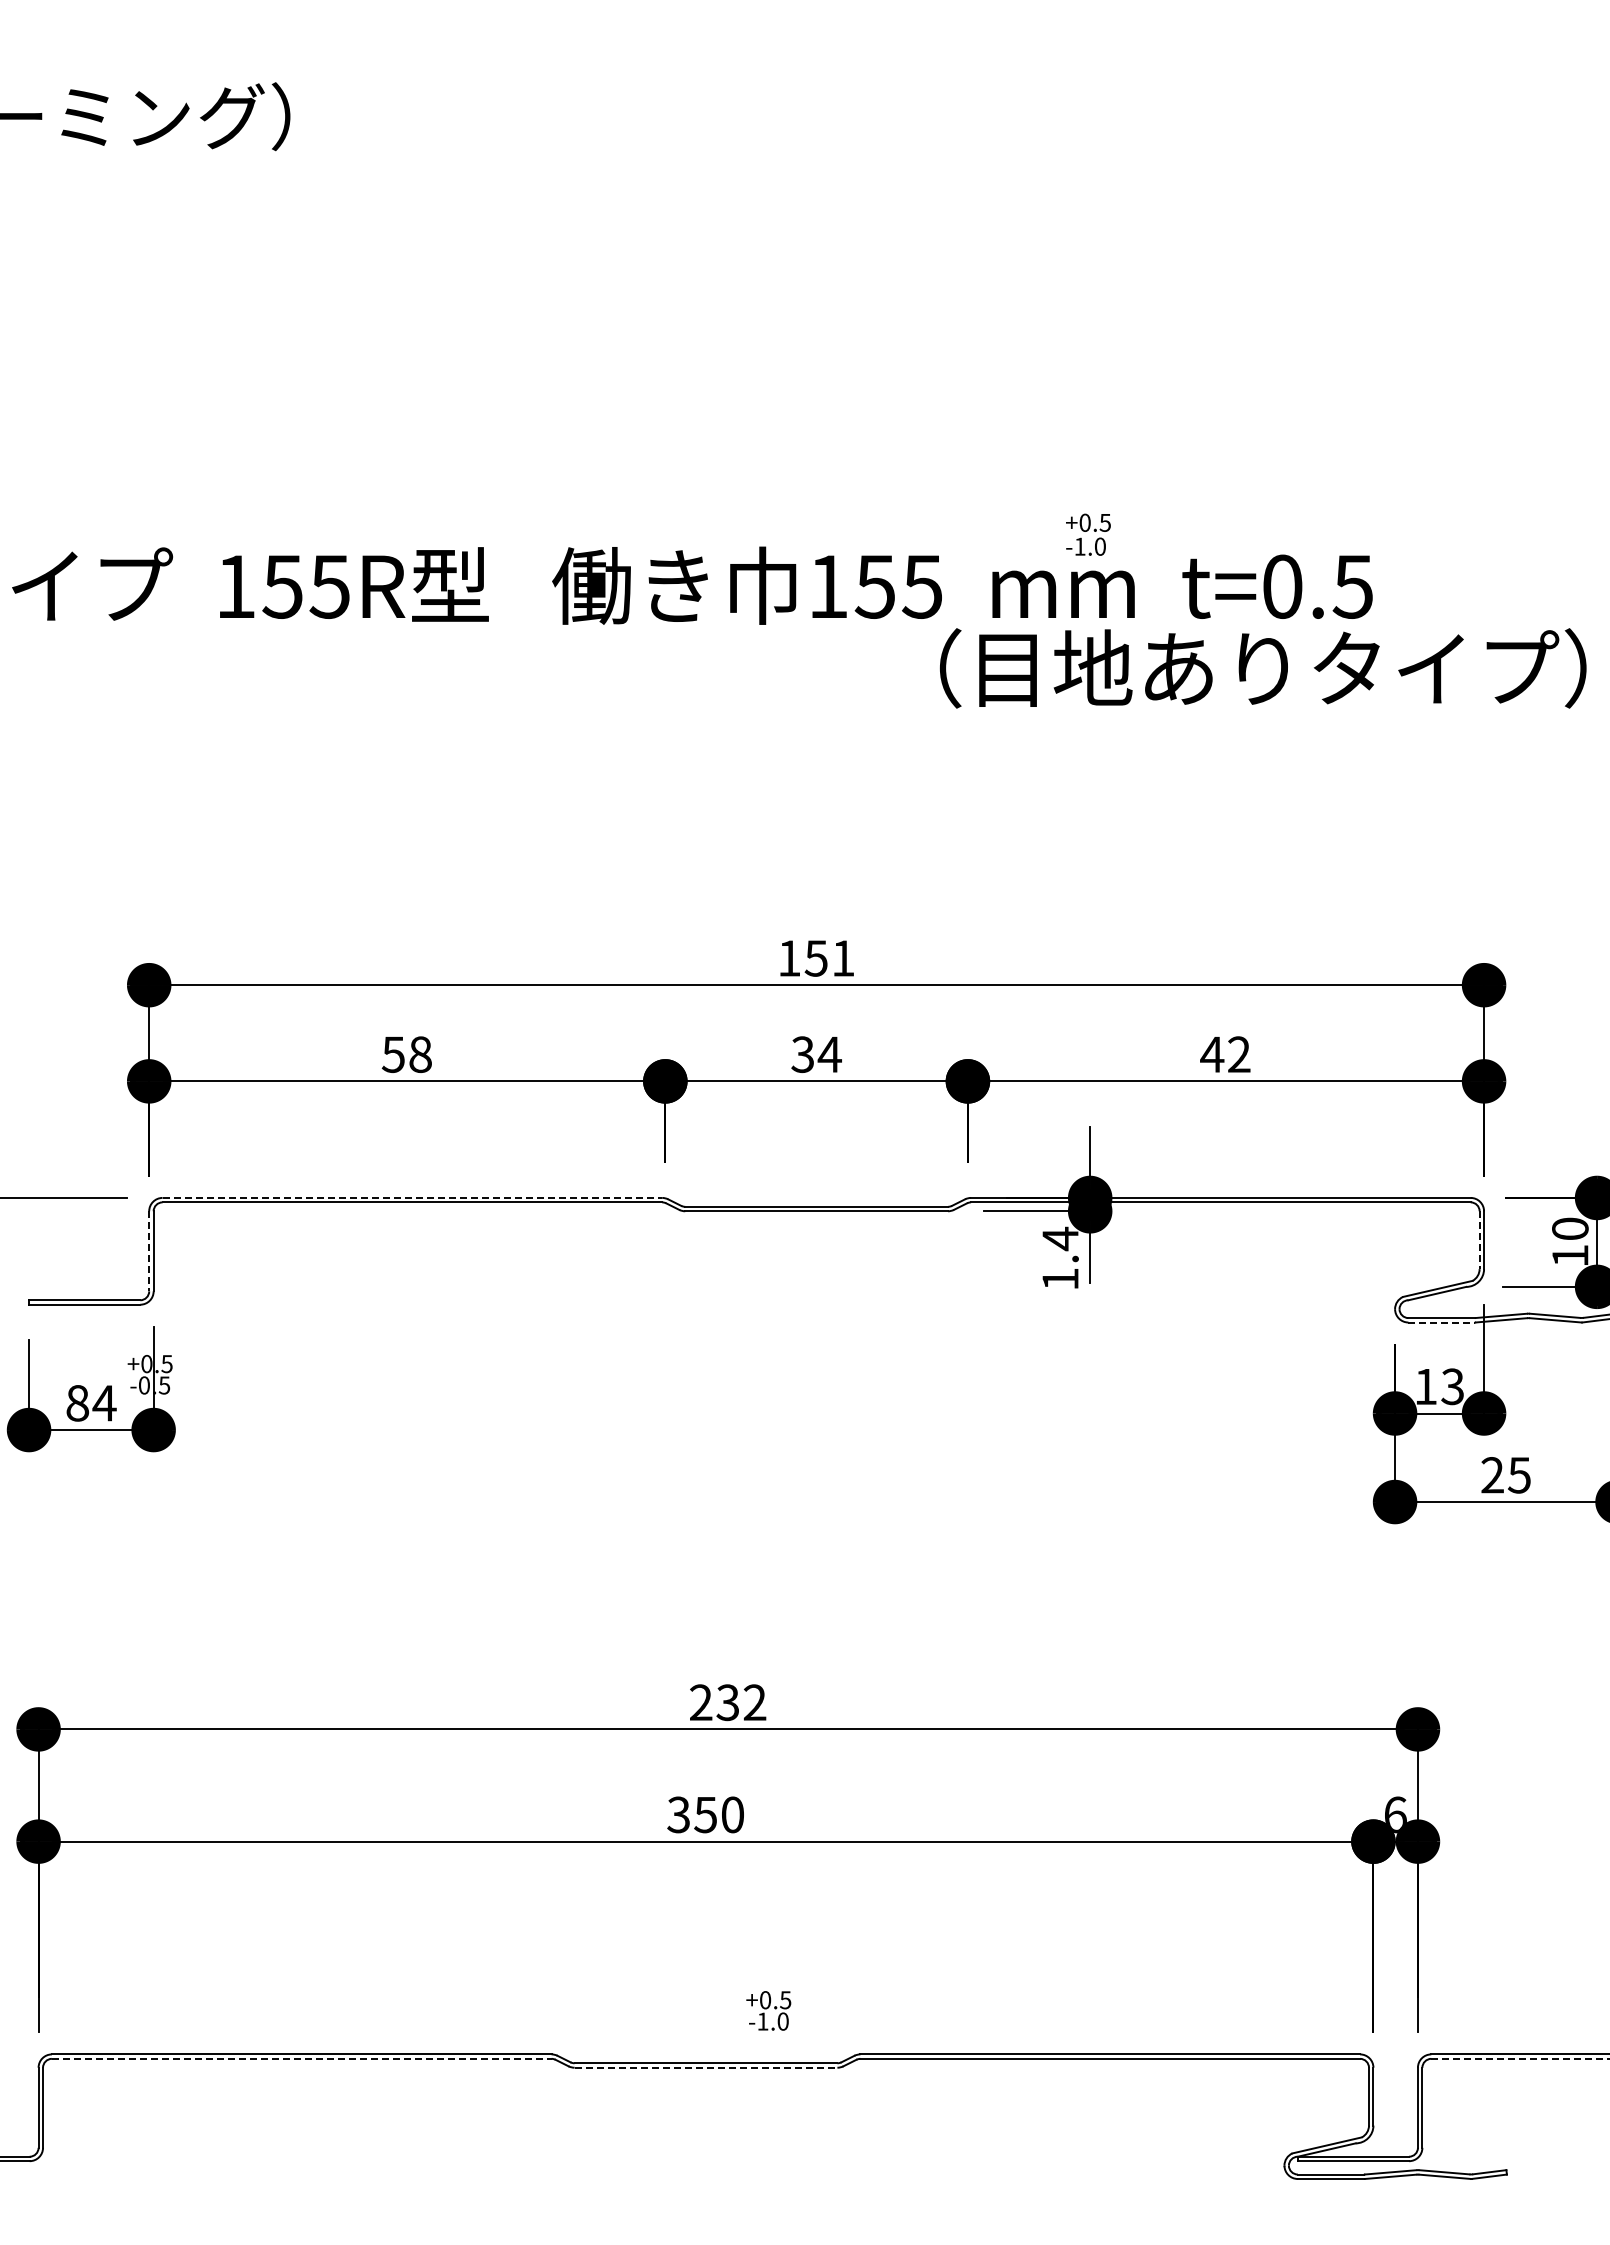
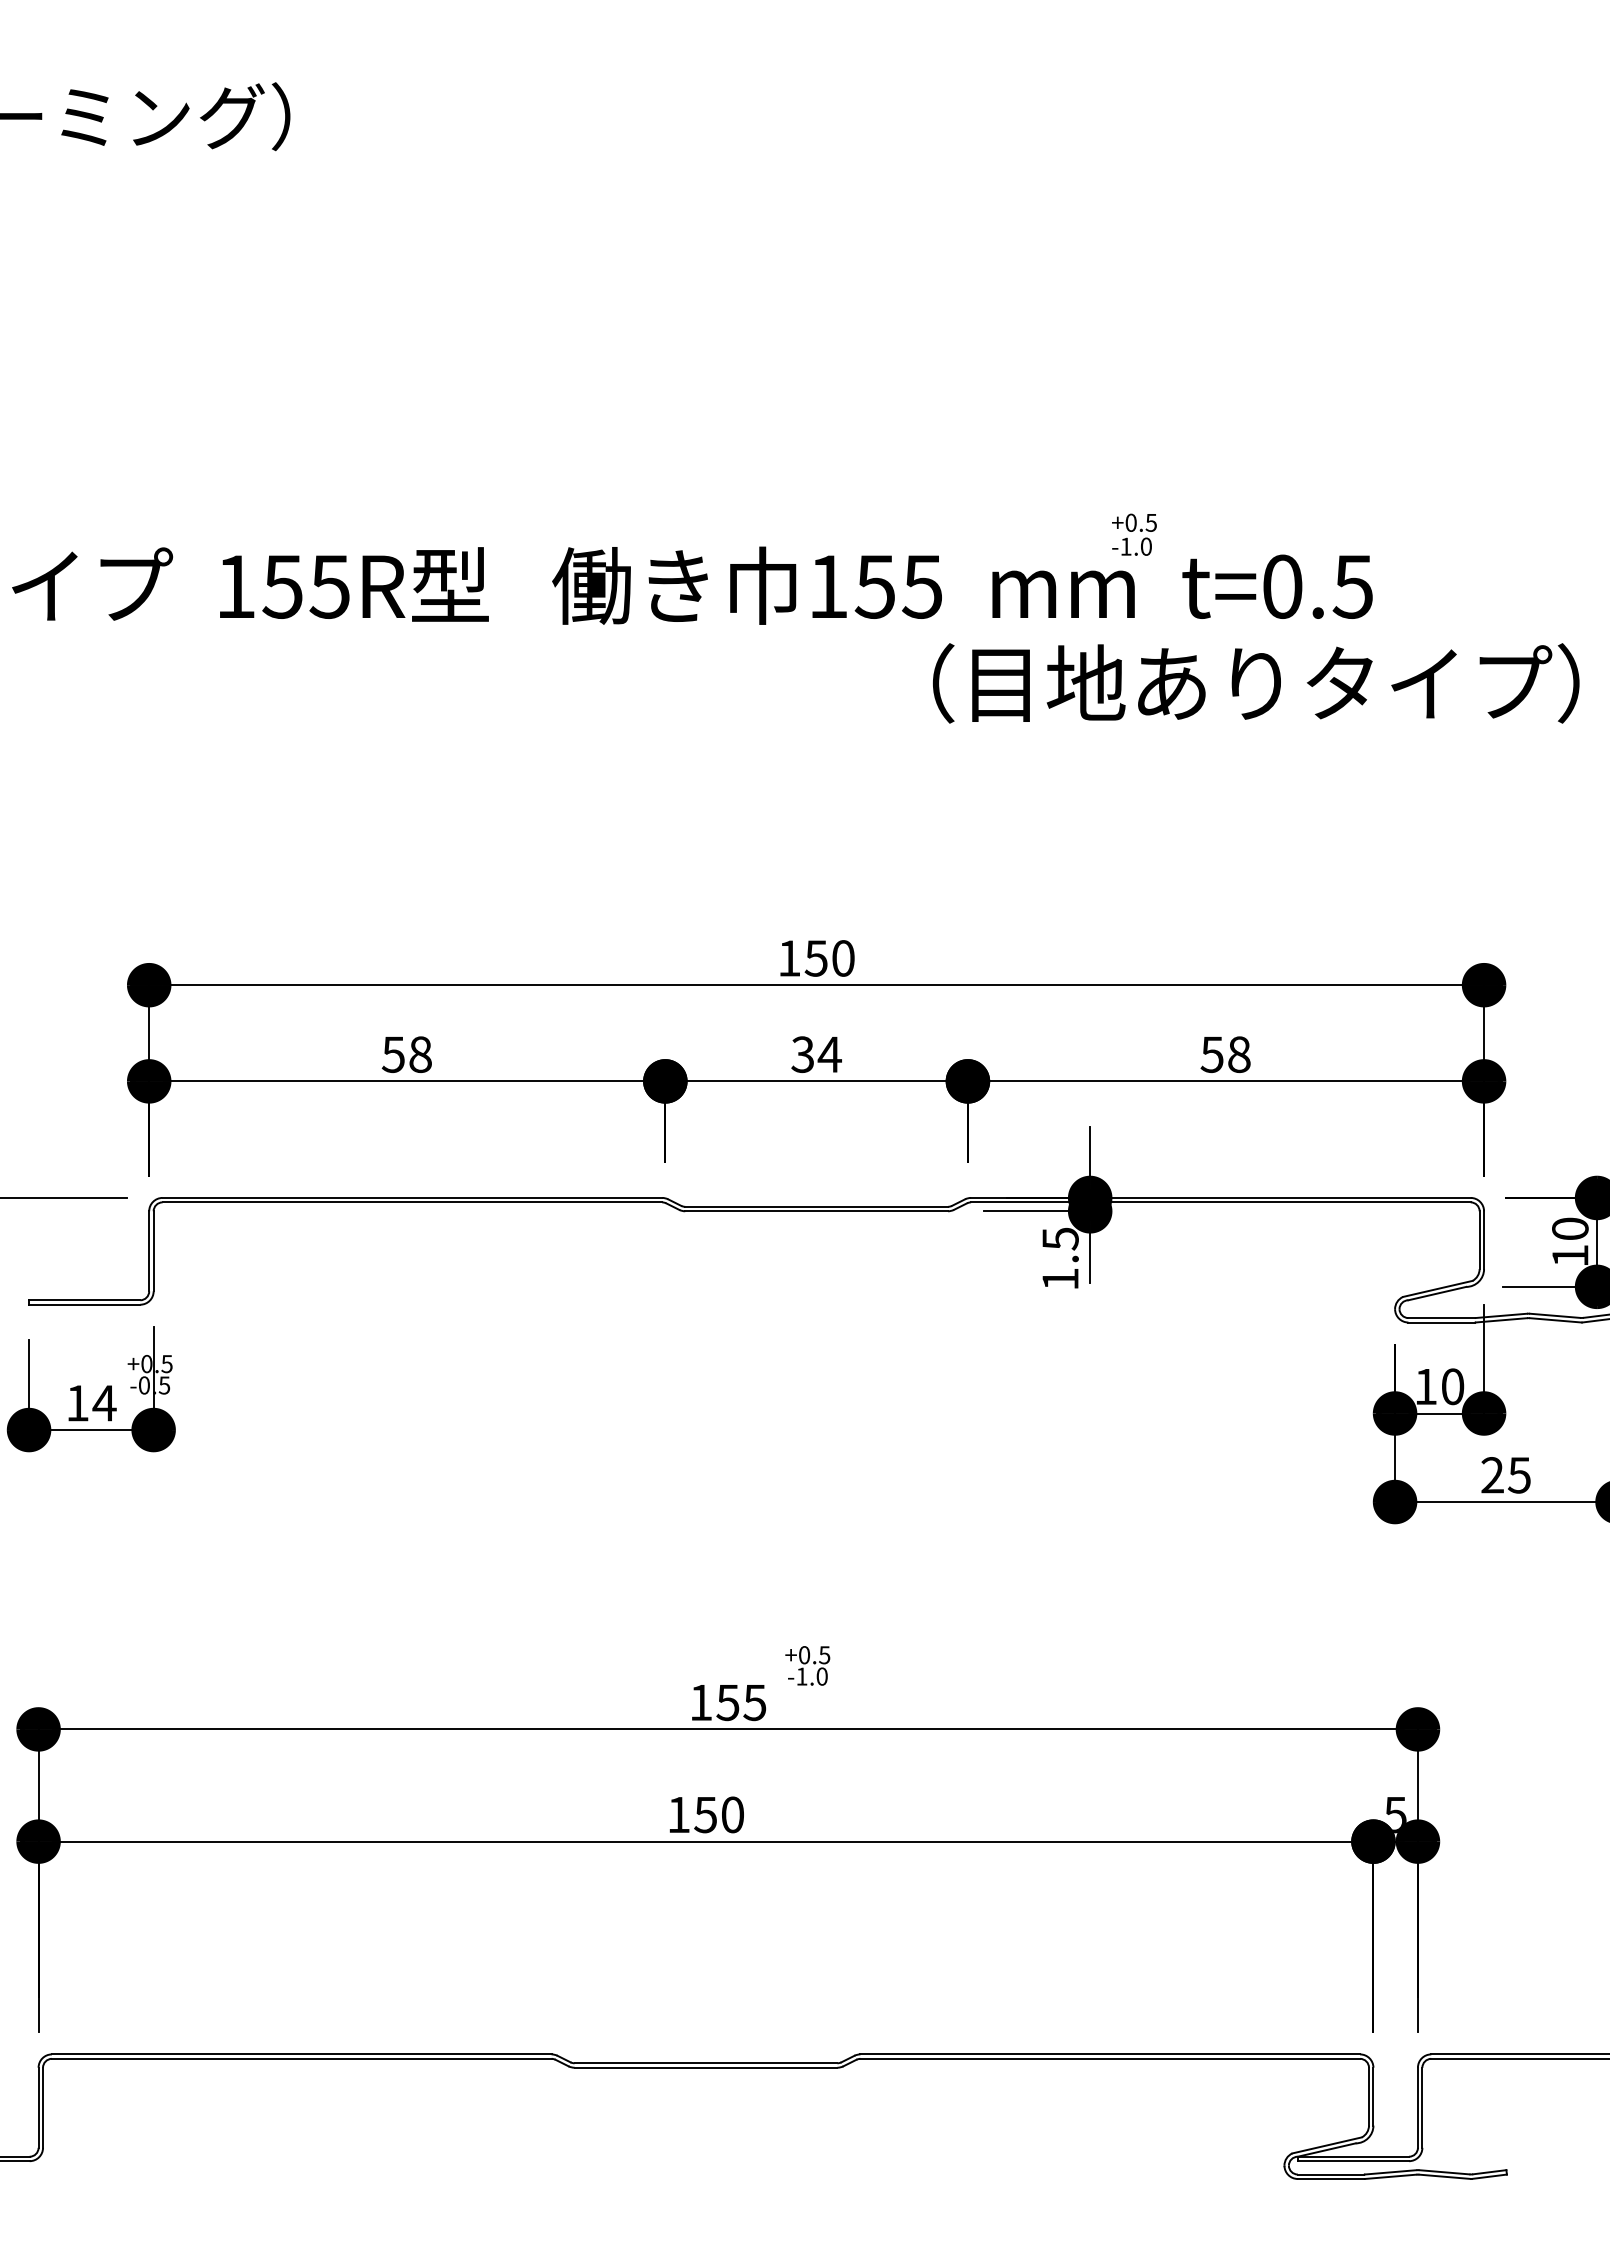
text position: (1088, 534) -> (1134, 534) (1134, 534)
text position: (1263, 668) -> (1256, 683) (1256, 683)
text: 151 -> 150 (843, 958)
text: 42 -> 58 (1225, 1054)
line: dashed -> solid (412, 1197)
text: 1.4 -> 1.5 (1060, 1238)
line: dashed -> solid (1479, 1240)
line: dashed -> solid (149, 1251)
line: dashed -> solid (1442, 1322)
text: 13 -> 10 (1452, 1386)
text: 84 -> 14 (77, 1403)
text: 232 -> 155 (728, 1702)
text: 350 -> 150 (678, 1814)
text: 6 -> 5 (1395, 1814)
text position: (768, 2010) -> (807, 1665) (807, 1665)
line: dashed -> solid (301, 2058)
line: dashed -> solid (1520, 2058)
line: dashed -> solid (706, 2067)
